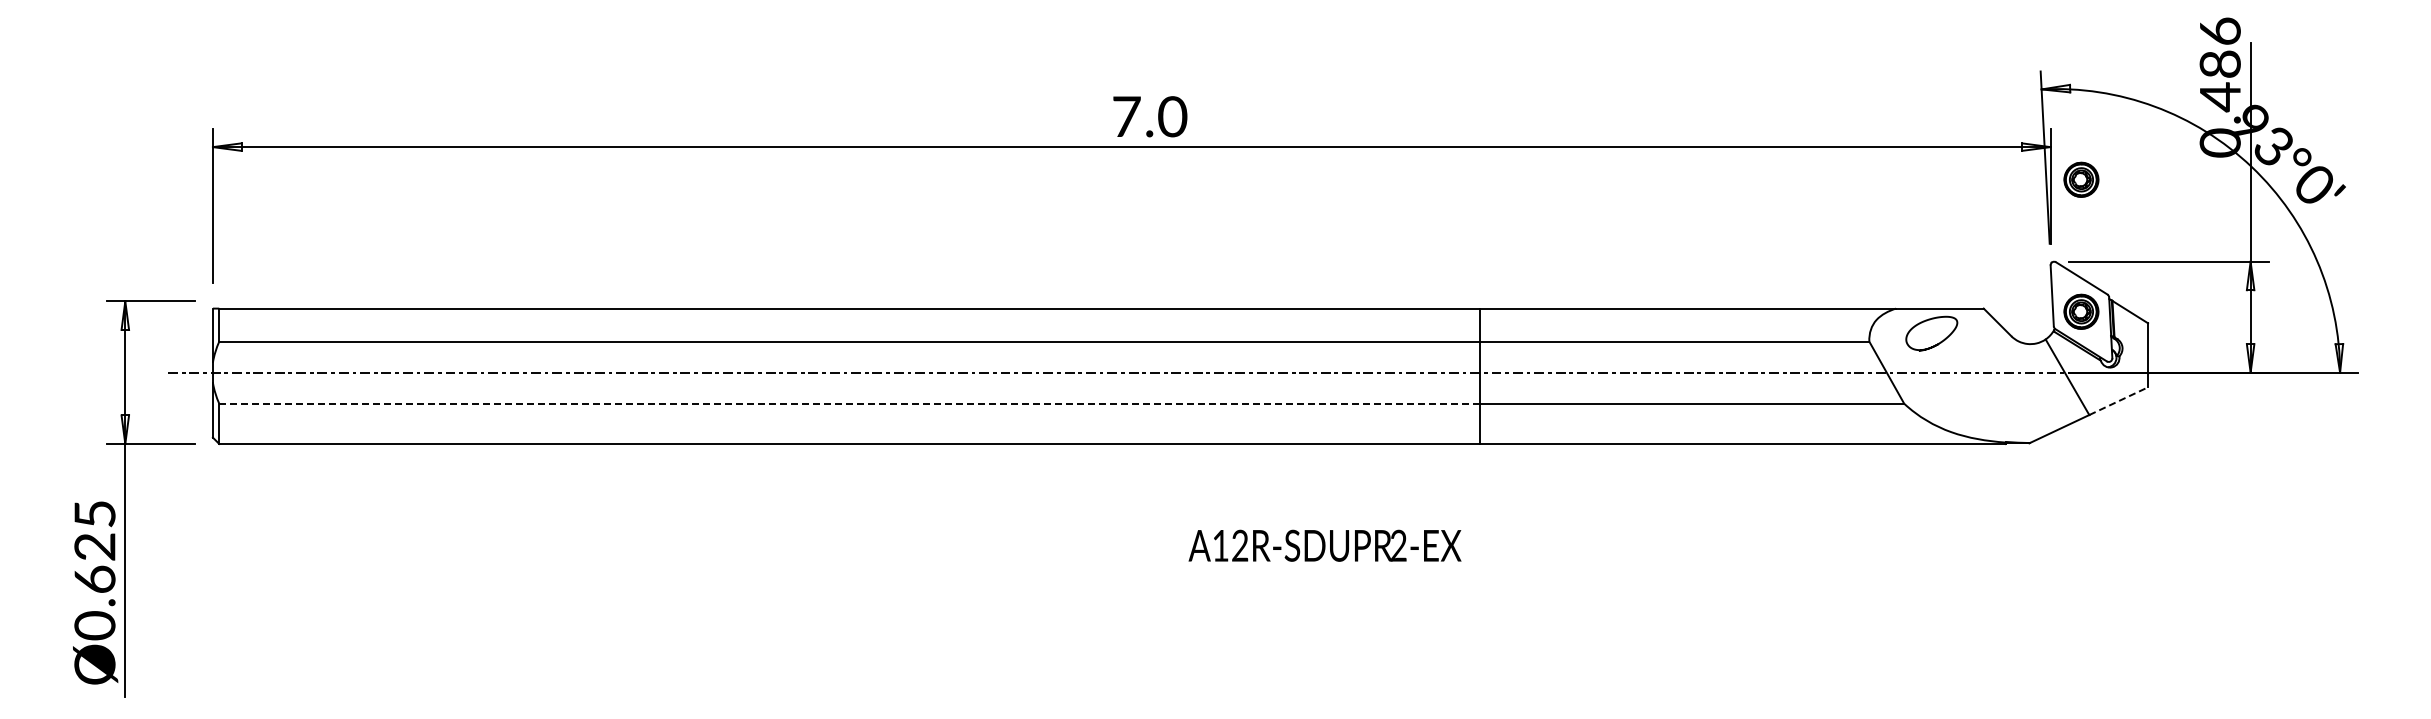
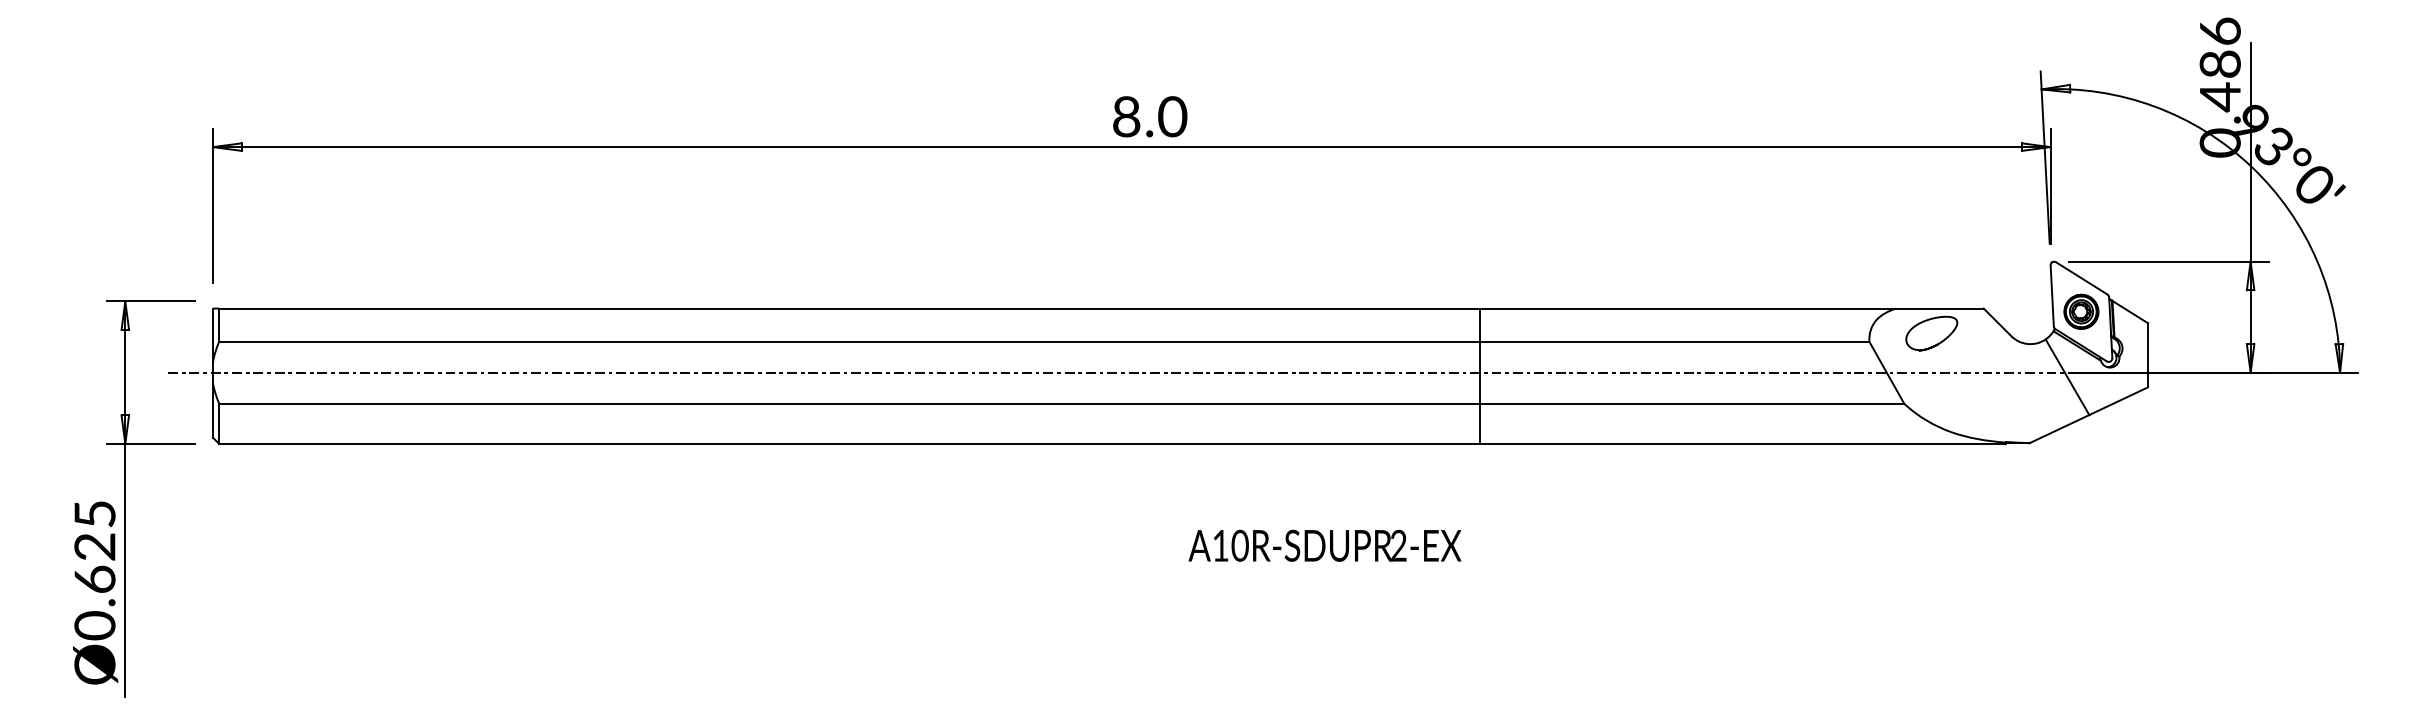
text: 7.0 -> 8.0 (1126, 116)
part: present -> none (2081, 179)
line: dashed -> solid (2119, 400)
line: dashed -> solid (849, 403)
text: A12R-SDUPR -> A10R-SDUPR (1239, 545)
